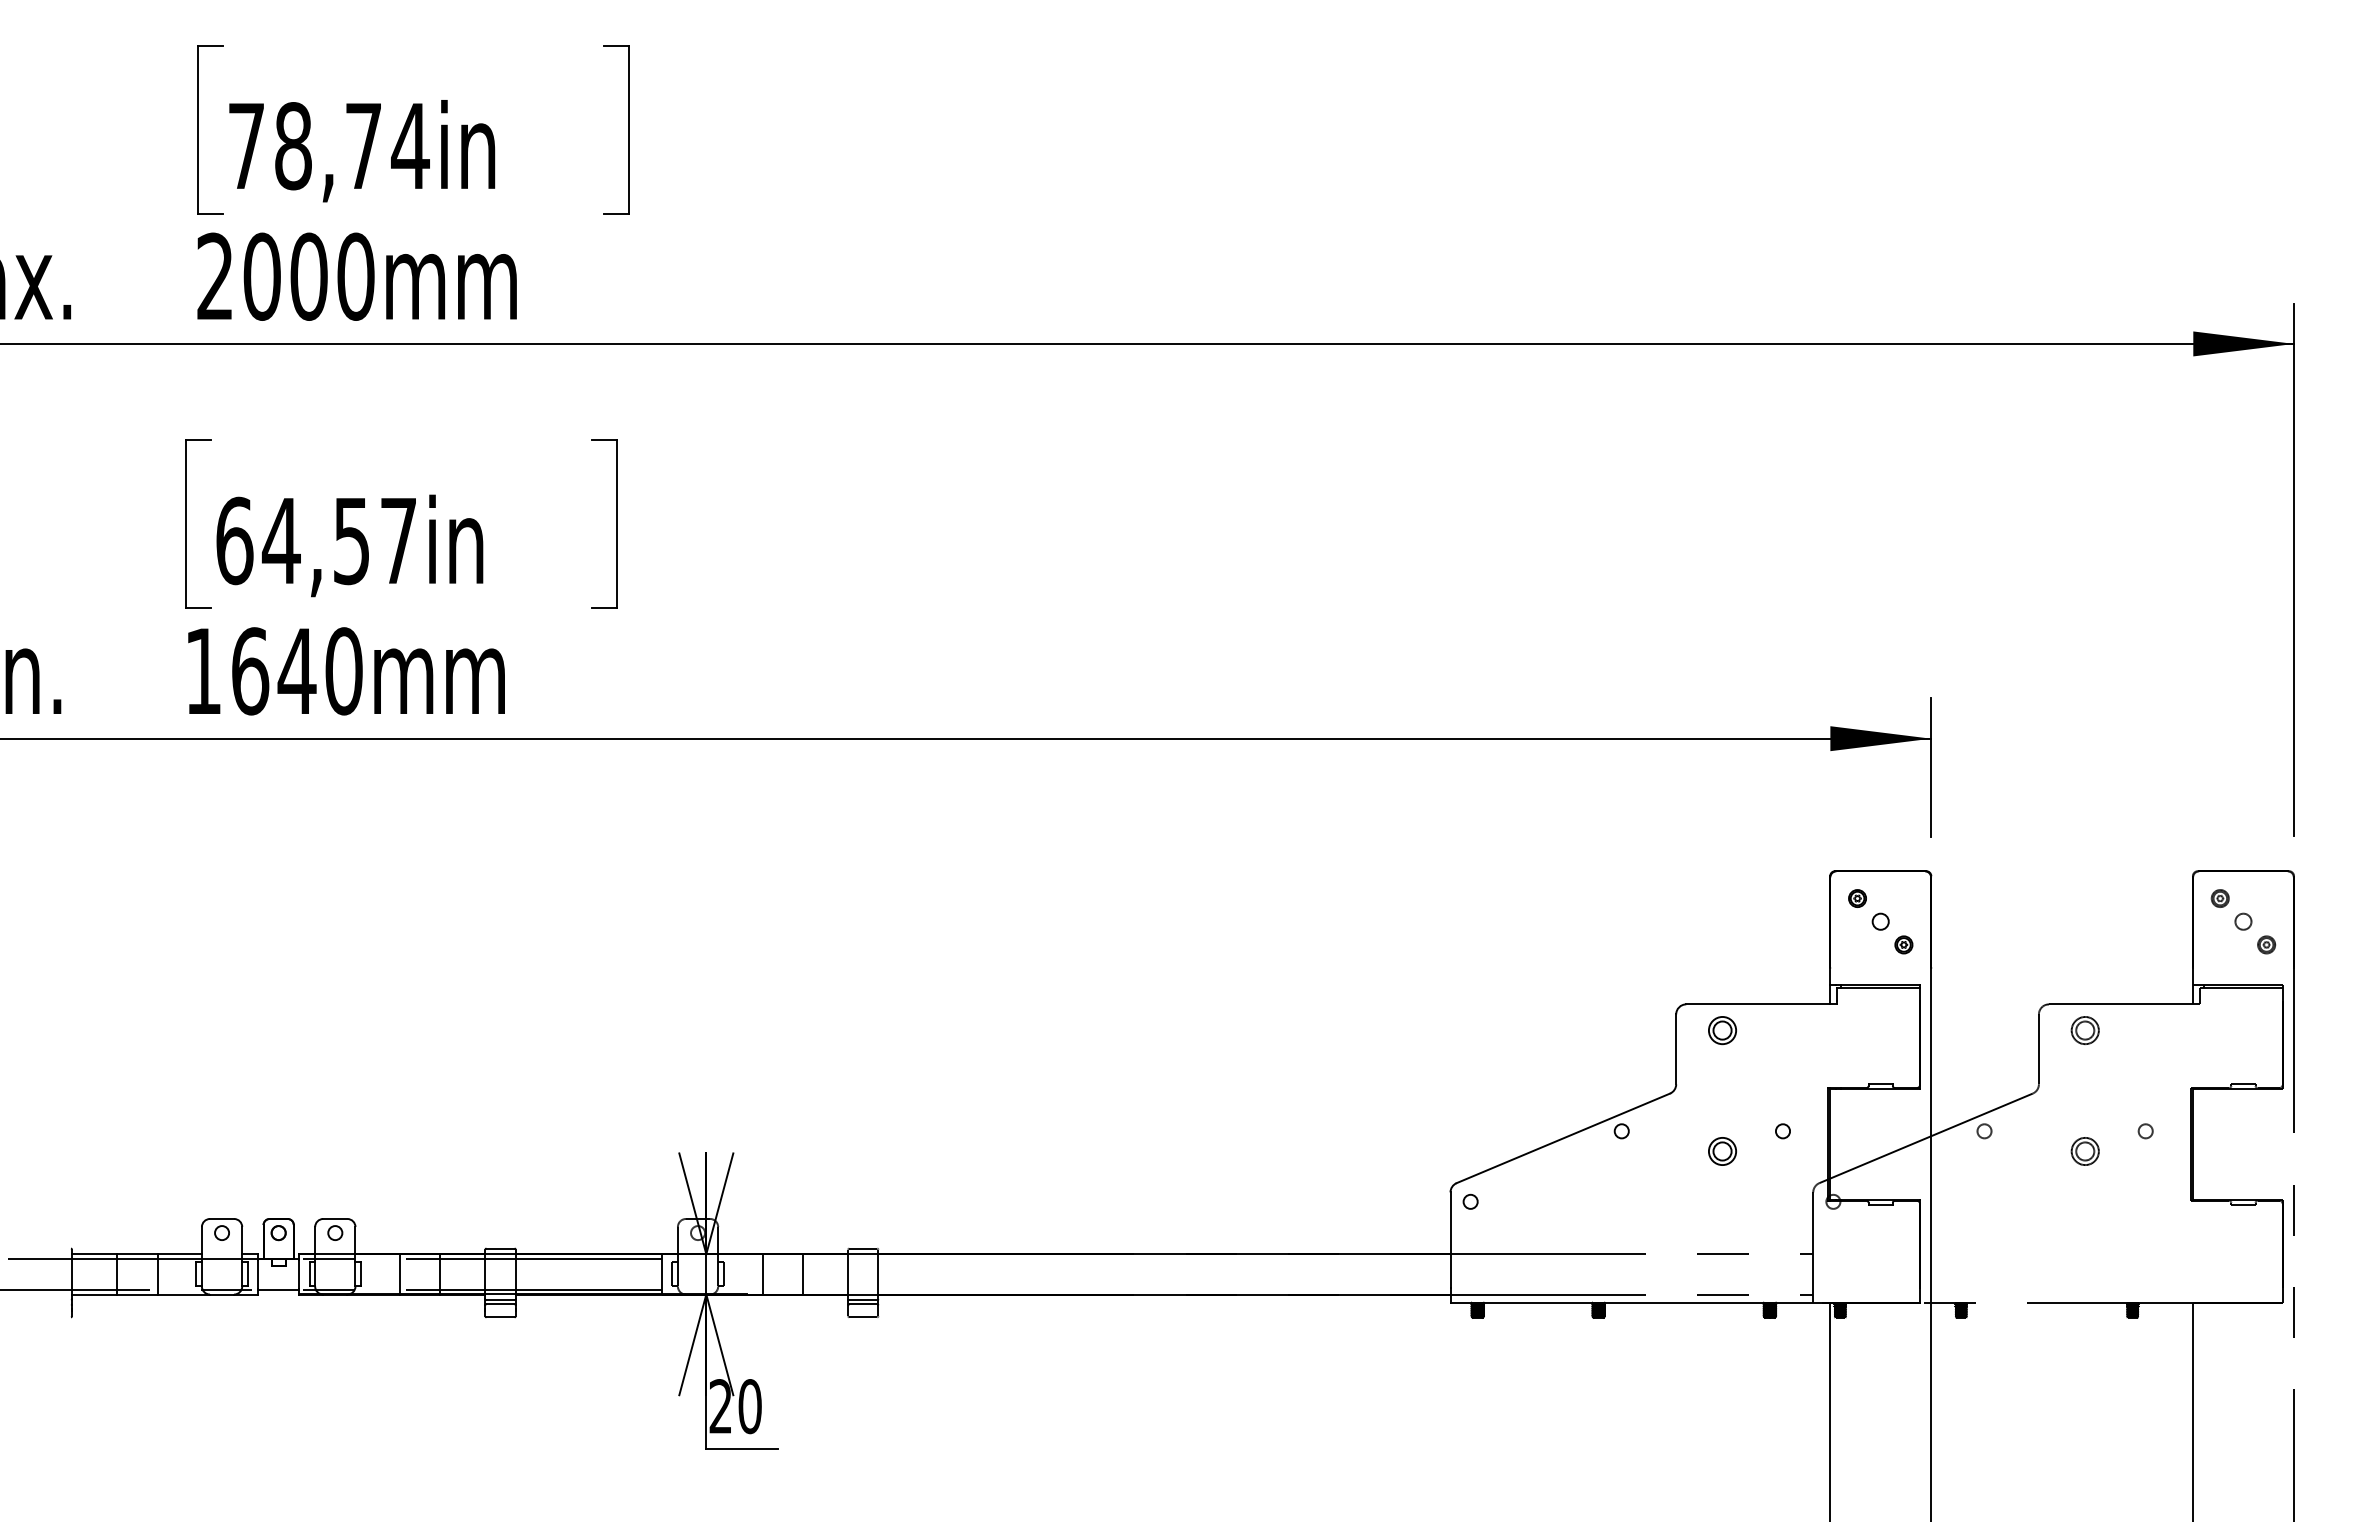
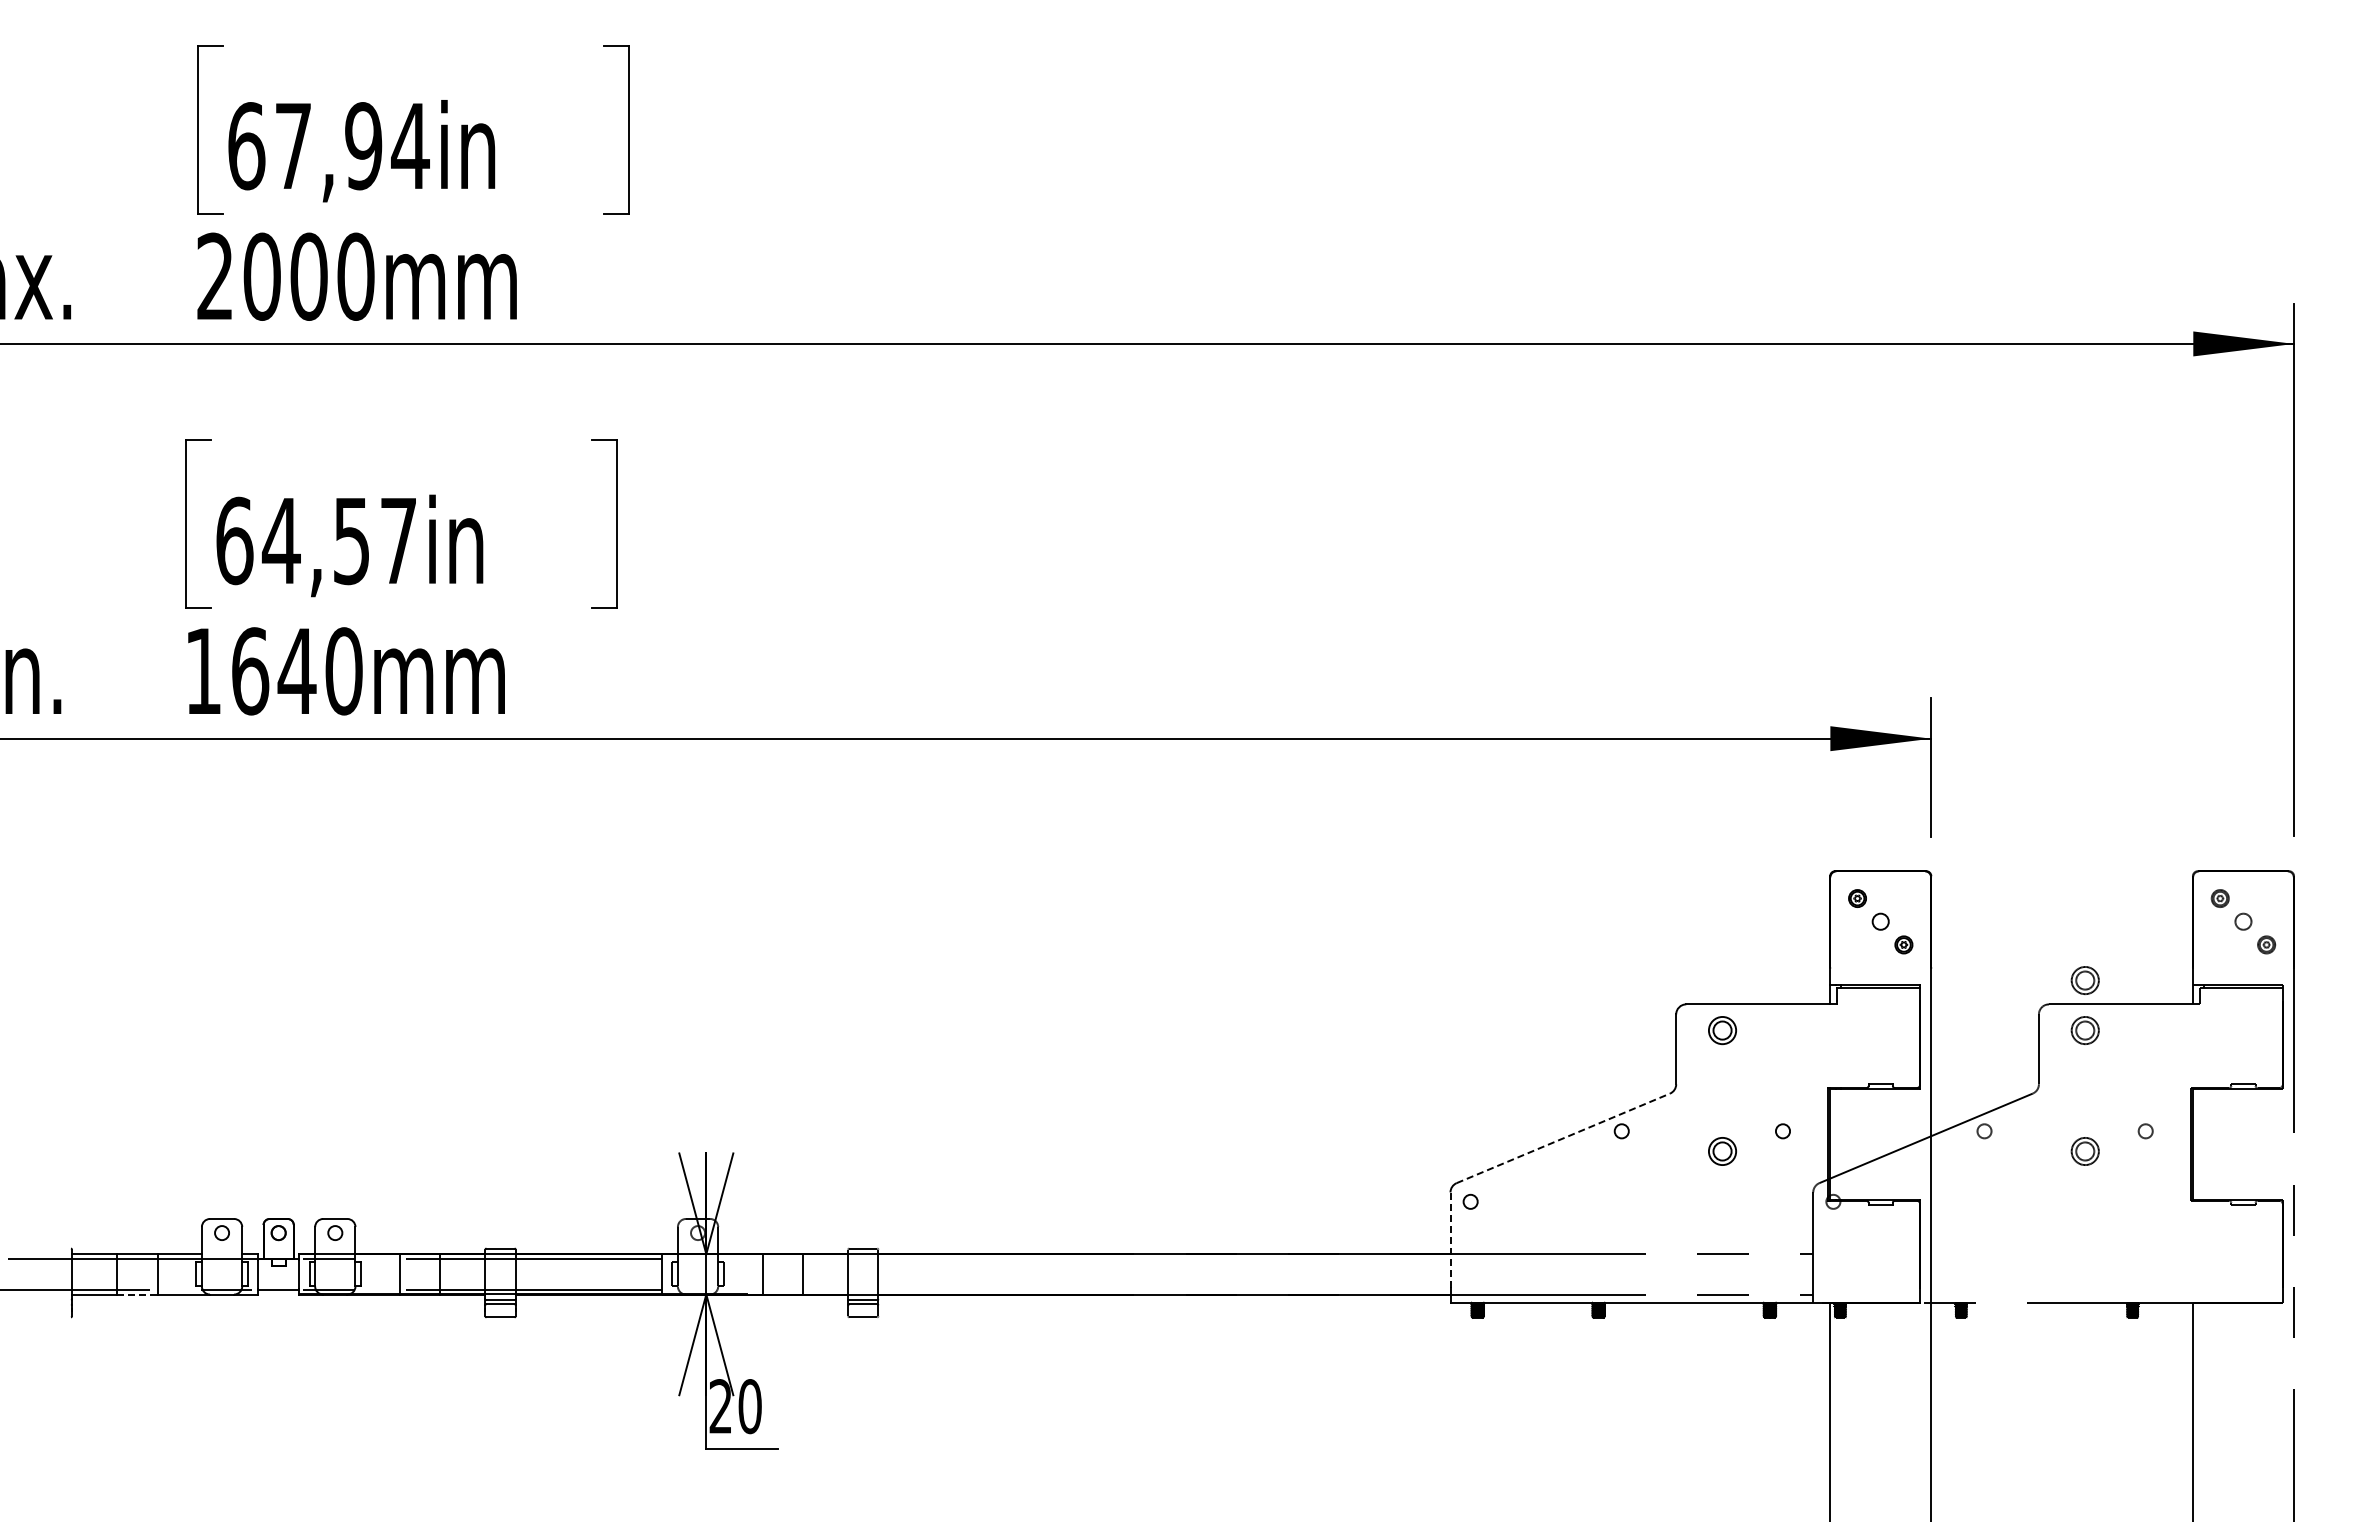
text: 78,74in -> 67,94in (305, 146)
part: none -> present (2084, 980)
line: solid -> dashed (1563, 1138)
line: solid -> dashed (1450, 1240)
line: solid -> dashed (137, 1294)
